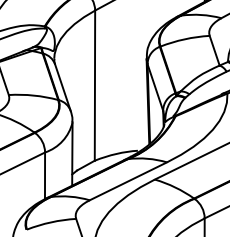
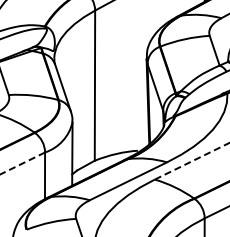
line: solid -> dashed (192, 161)
line: solid -> dashed (22, 163)
